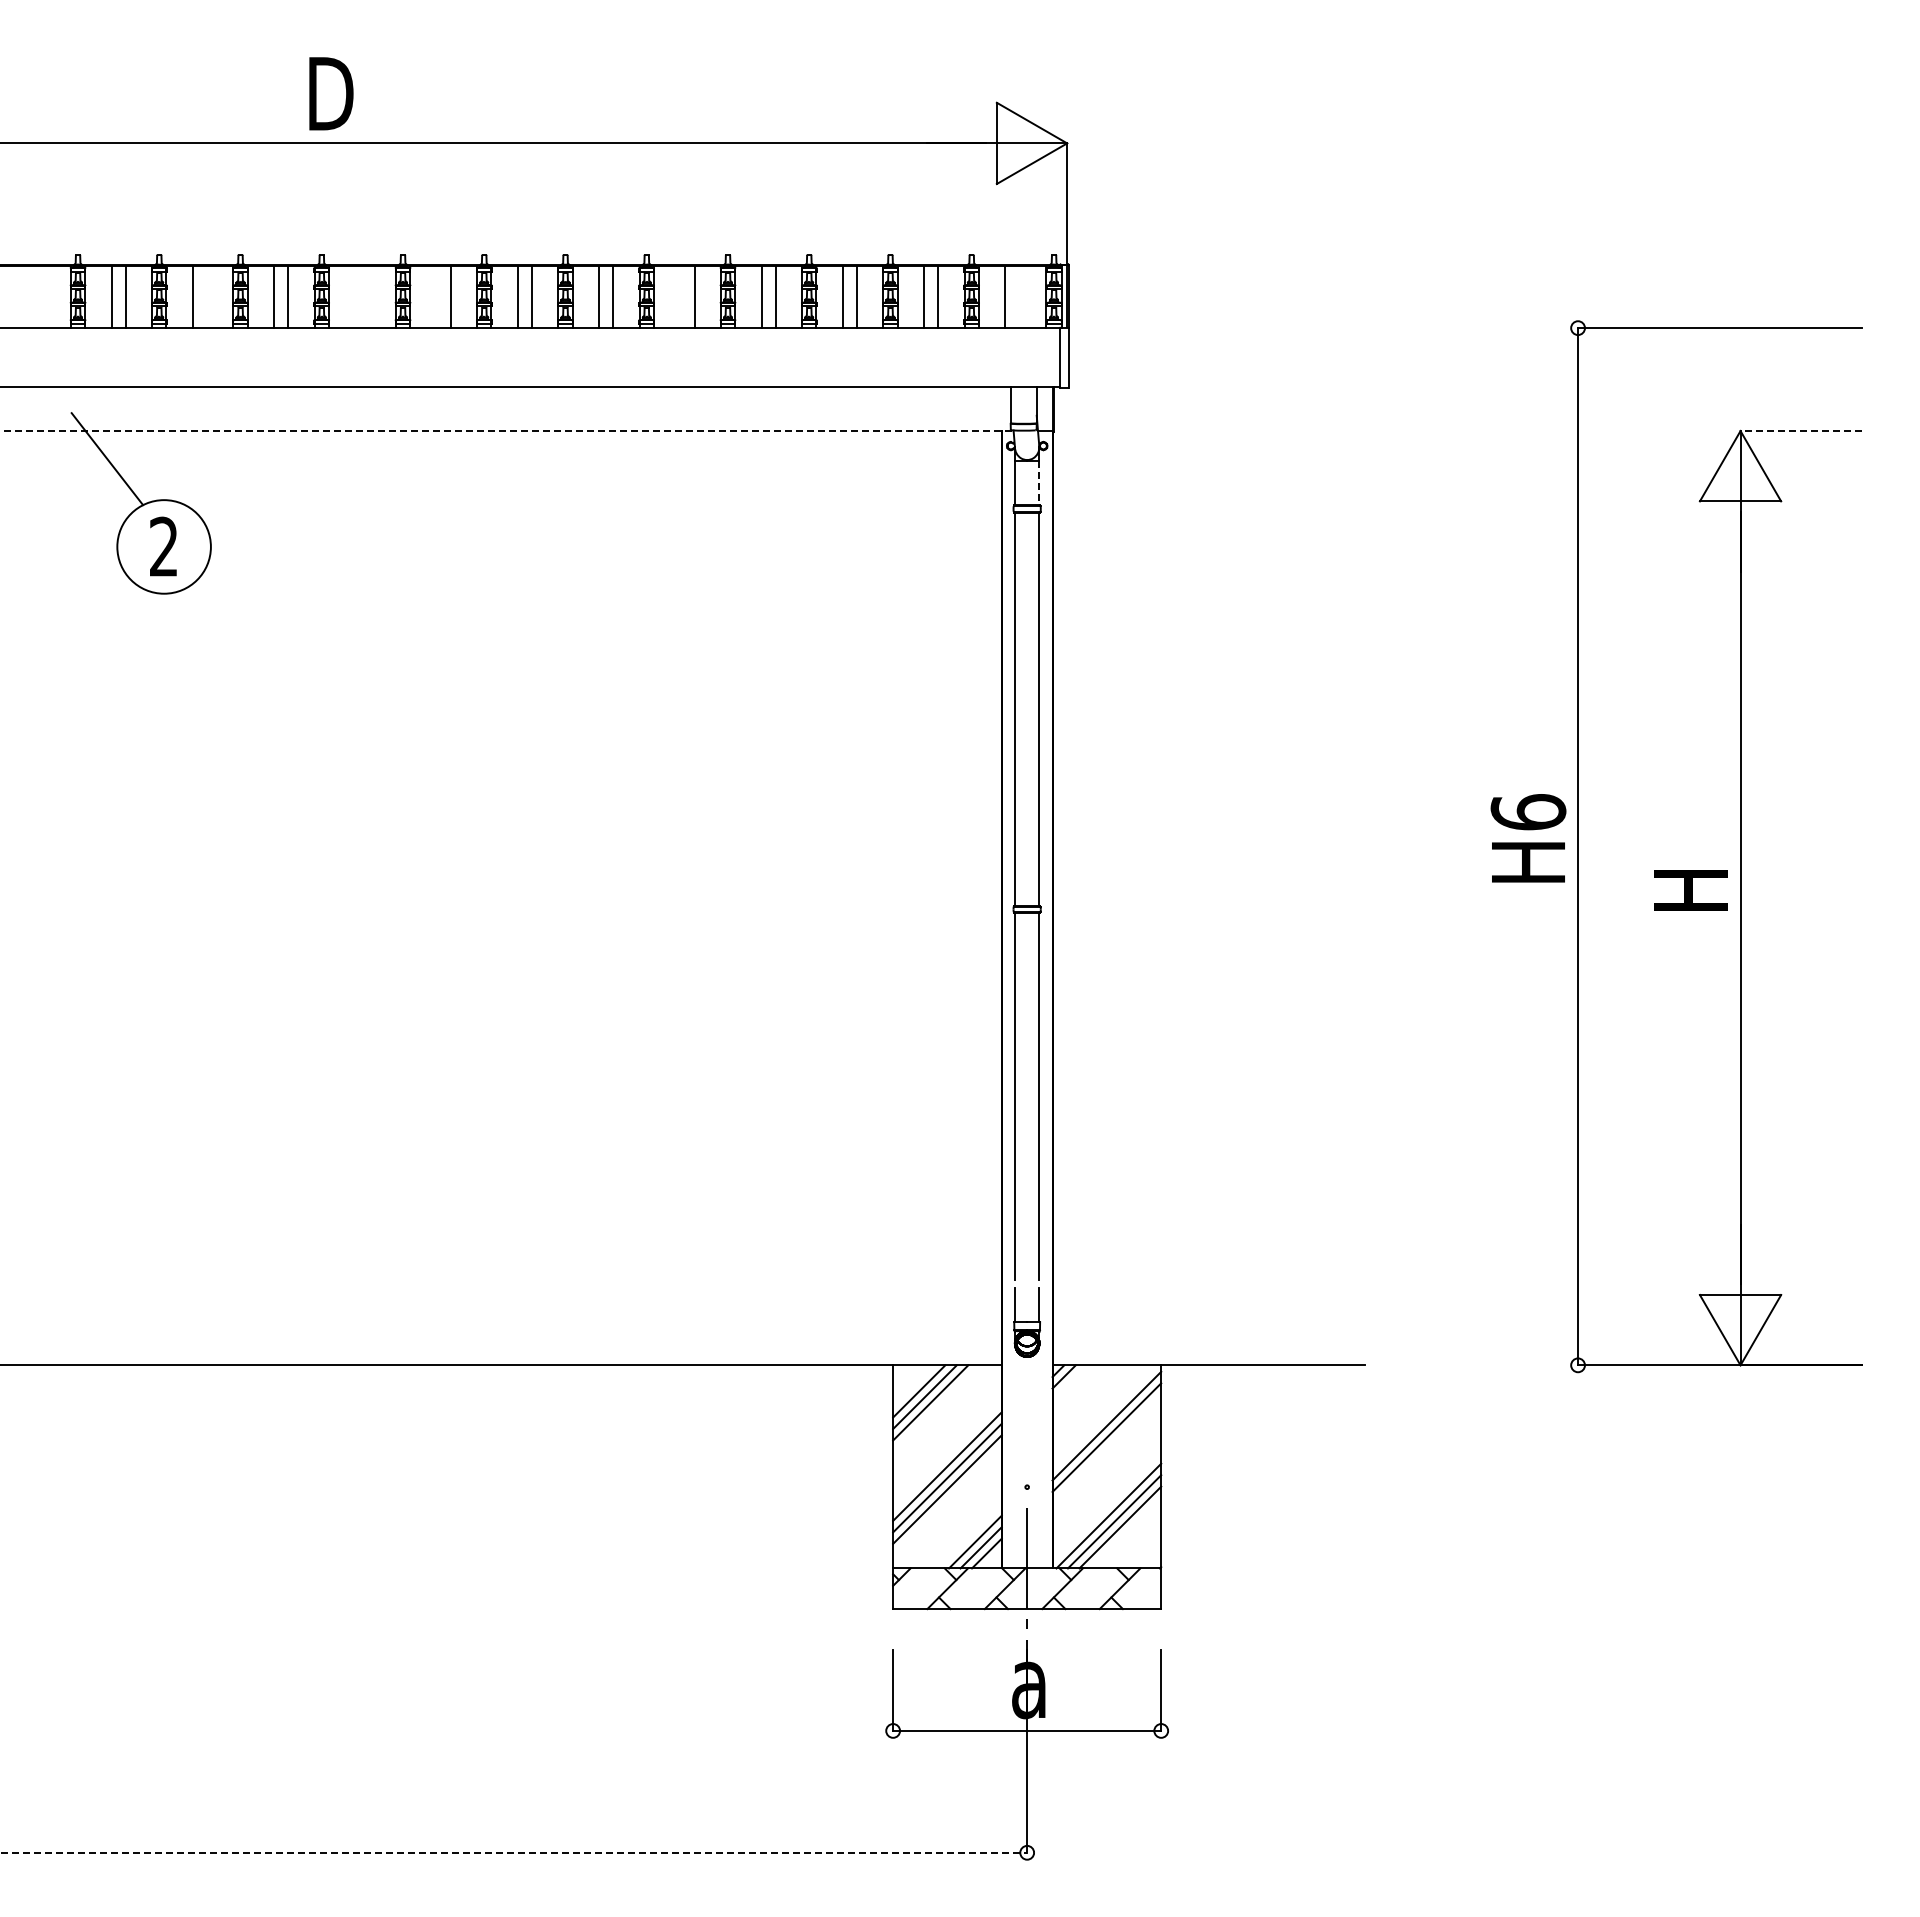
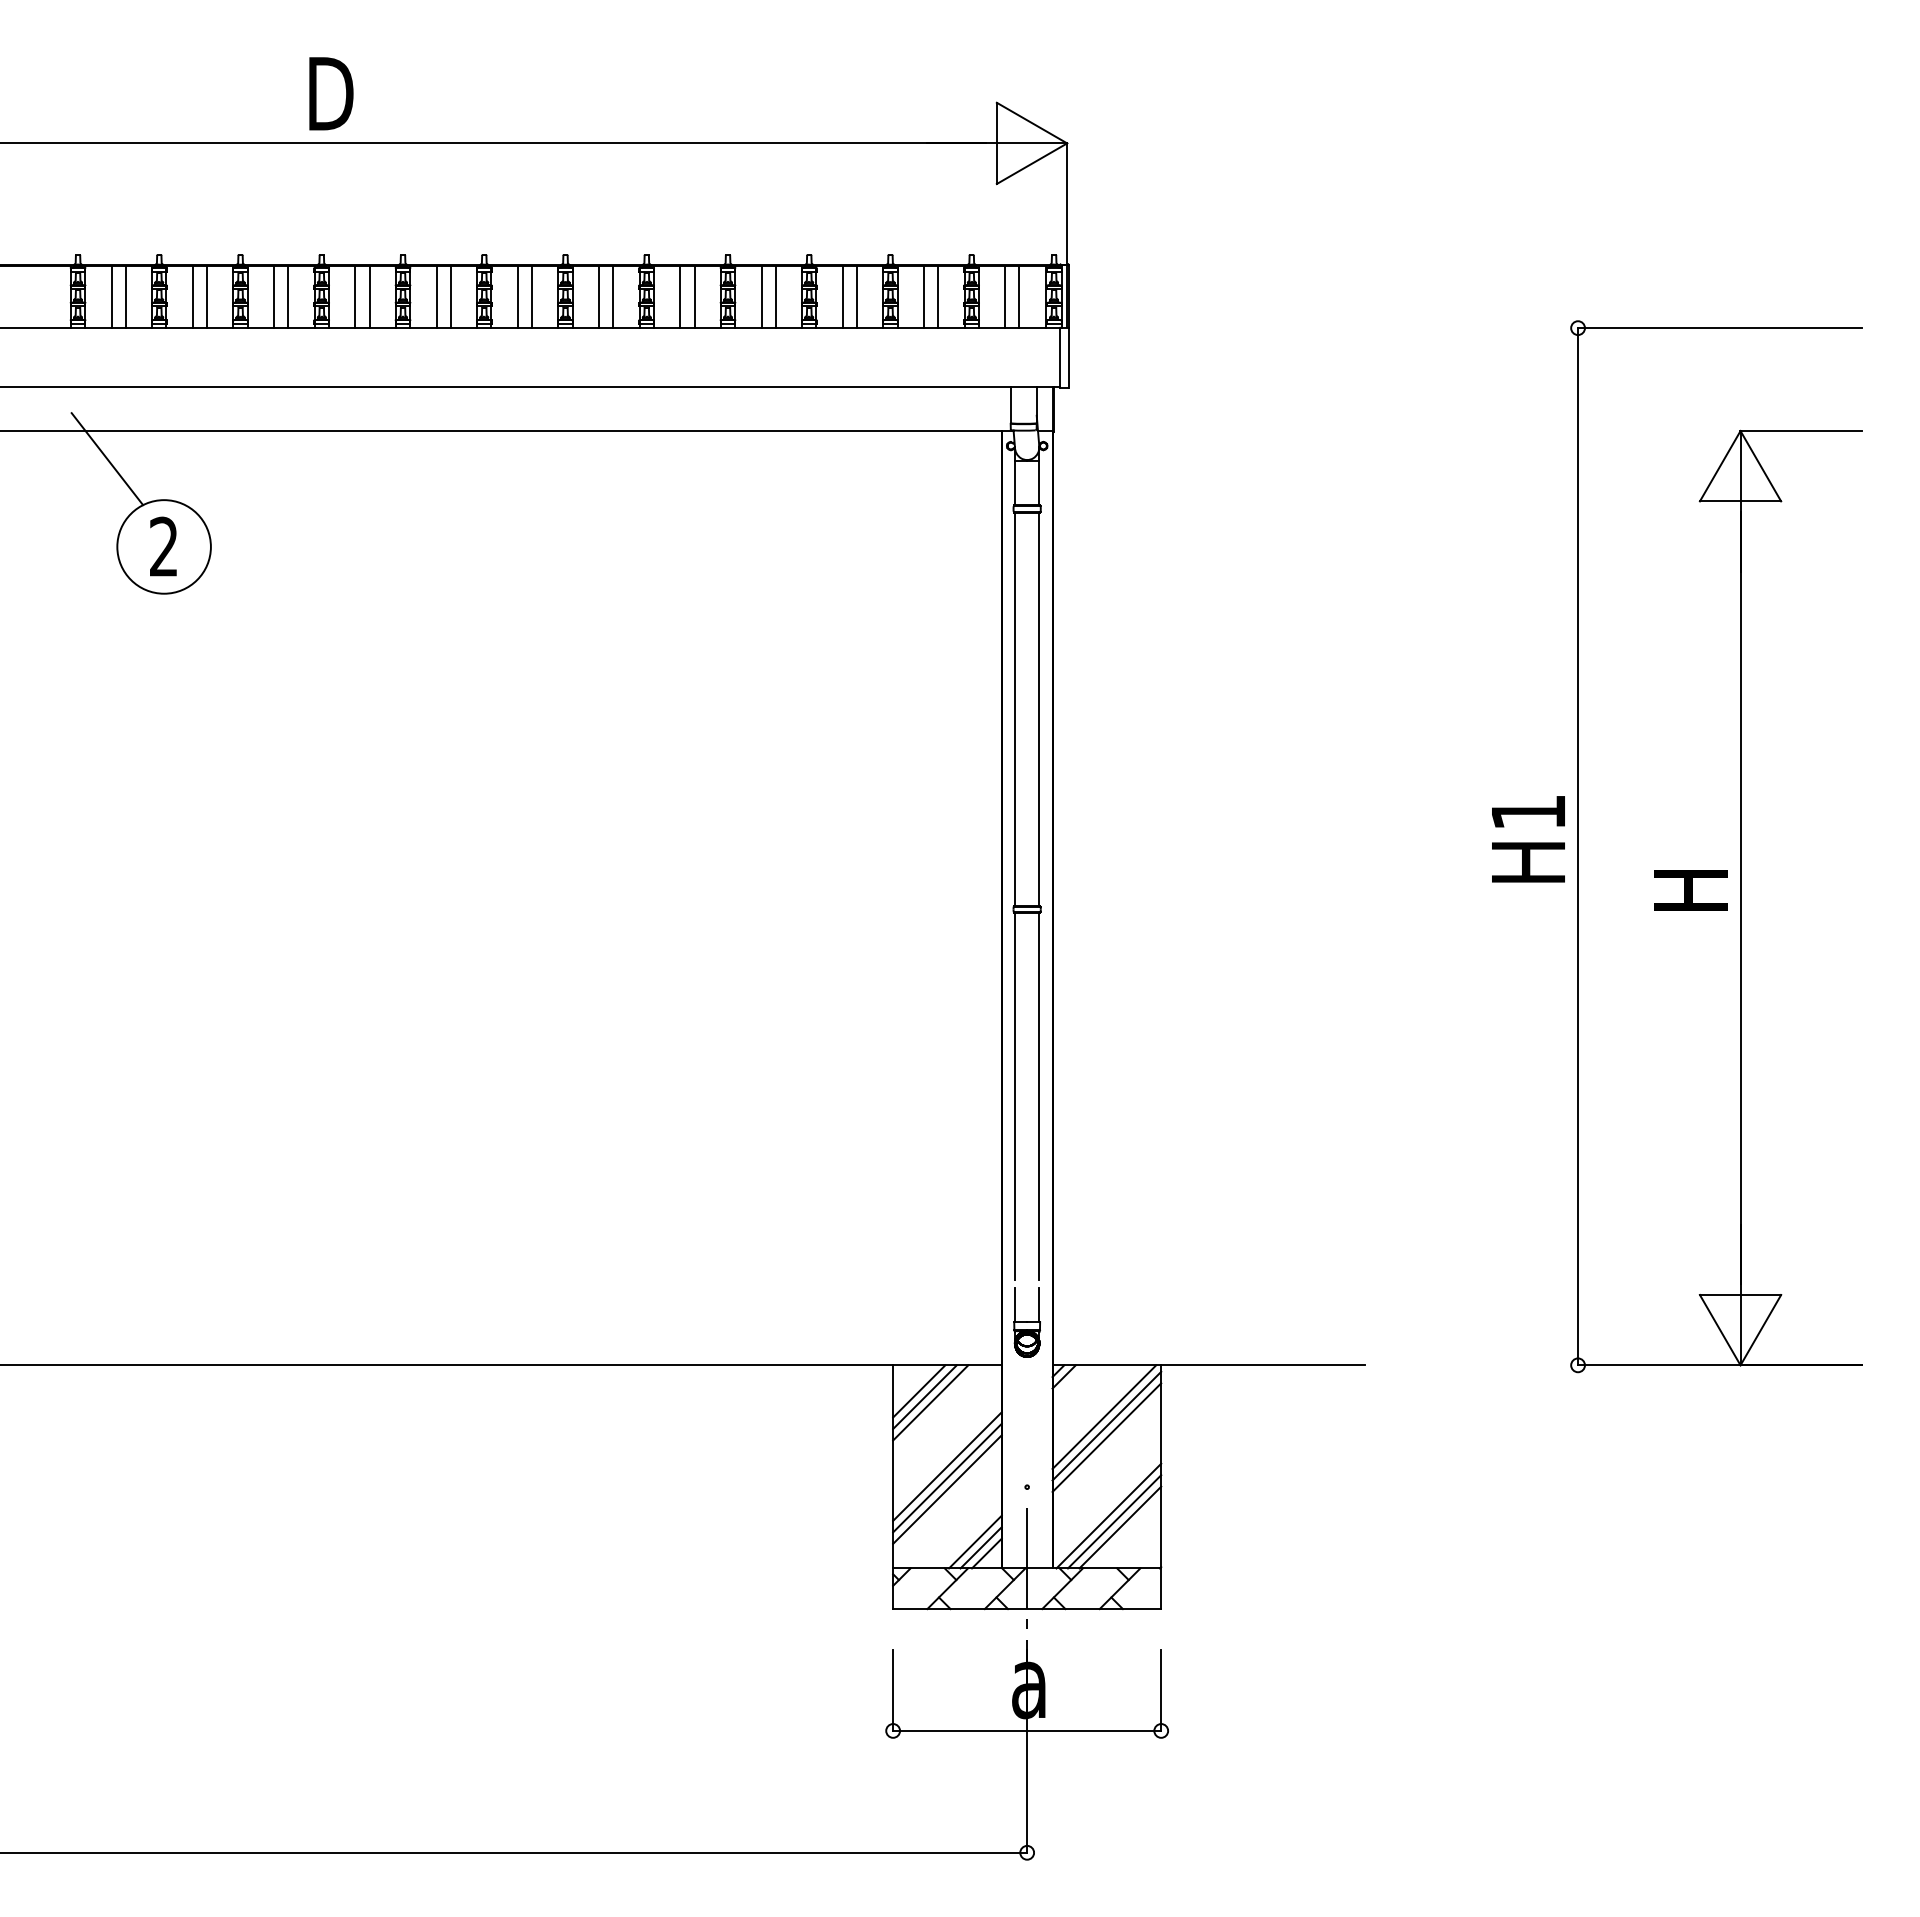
line: none -> present (207, 296)
line: none -> present (355, 296)
line: none -> present (369, 296)
line: none -> present (436, 296)
line: none -> present (680, 296)
line: none -> present (1019, 296)
line: dashed -> solid (507, 431)
line: dashed -> solid (1800, 431)
line: dashed -> solid (1039, 483)
text: H6 -> H1 (1528, 812)
line: none -> present (1104, 1416)
line: dashed -> solid (514, 1852)
